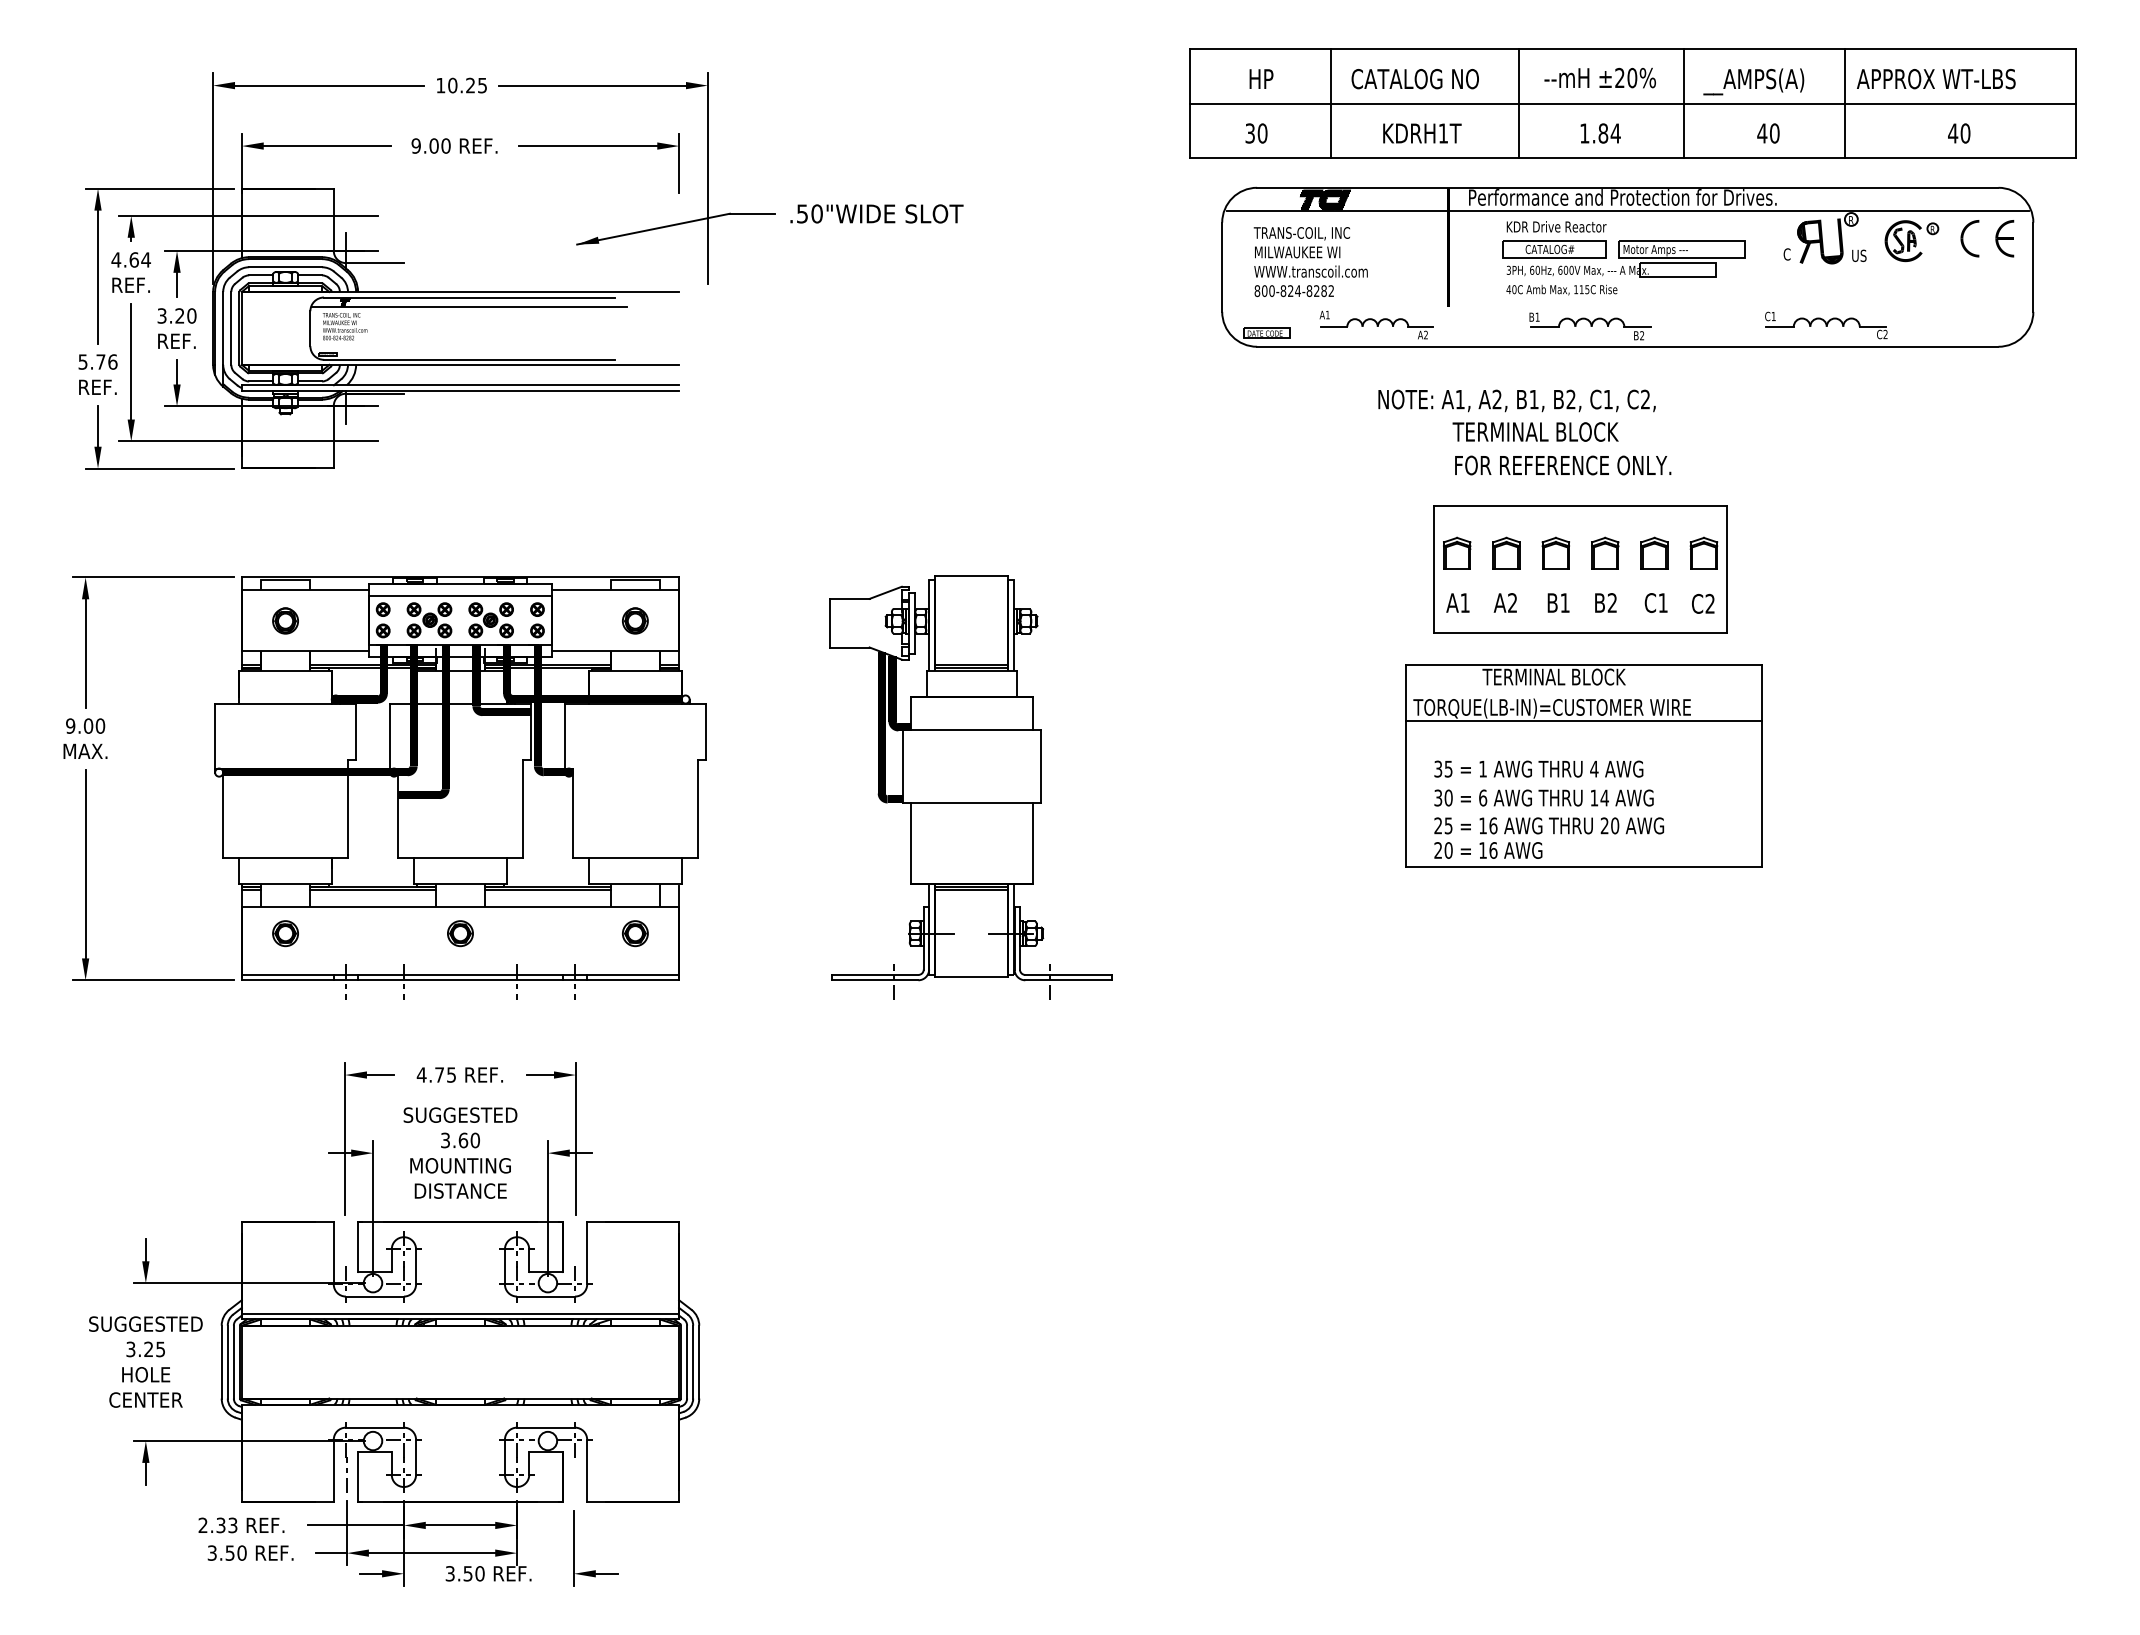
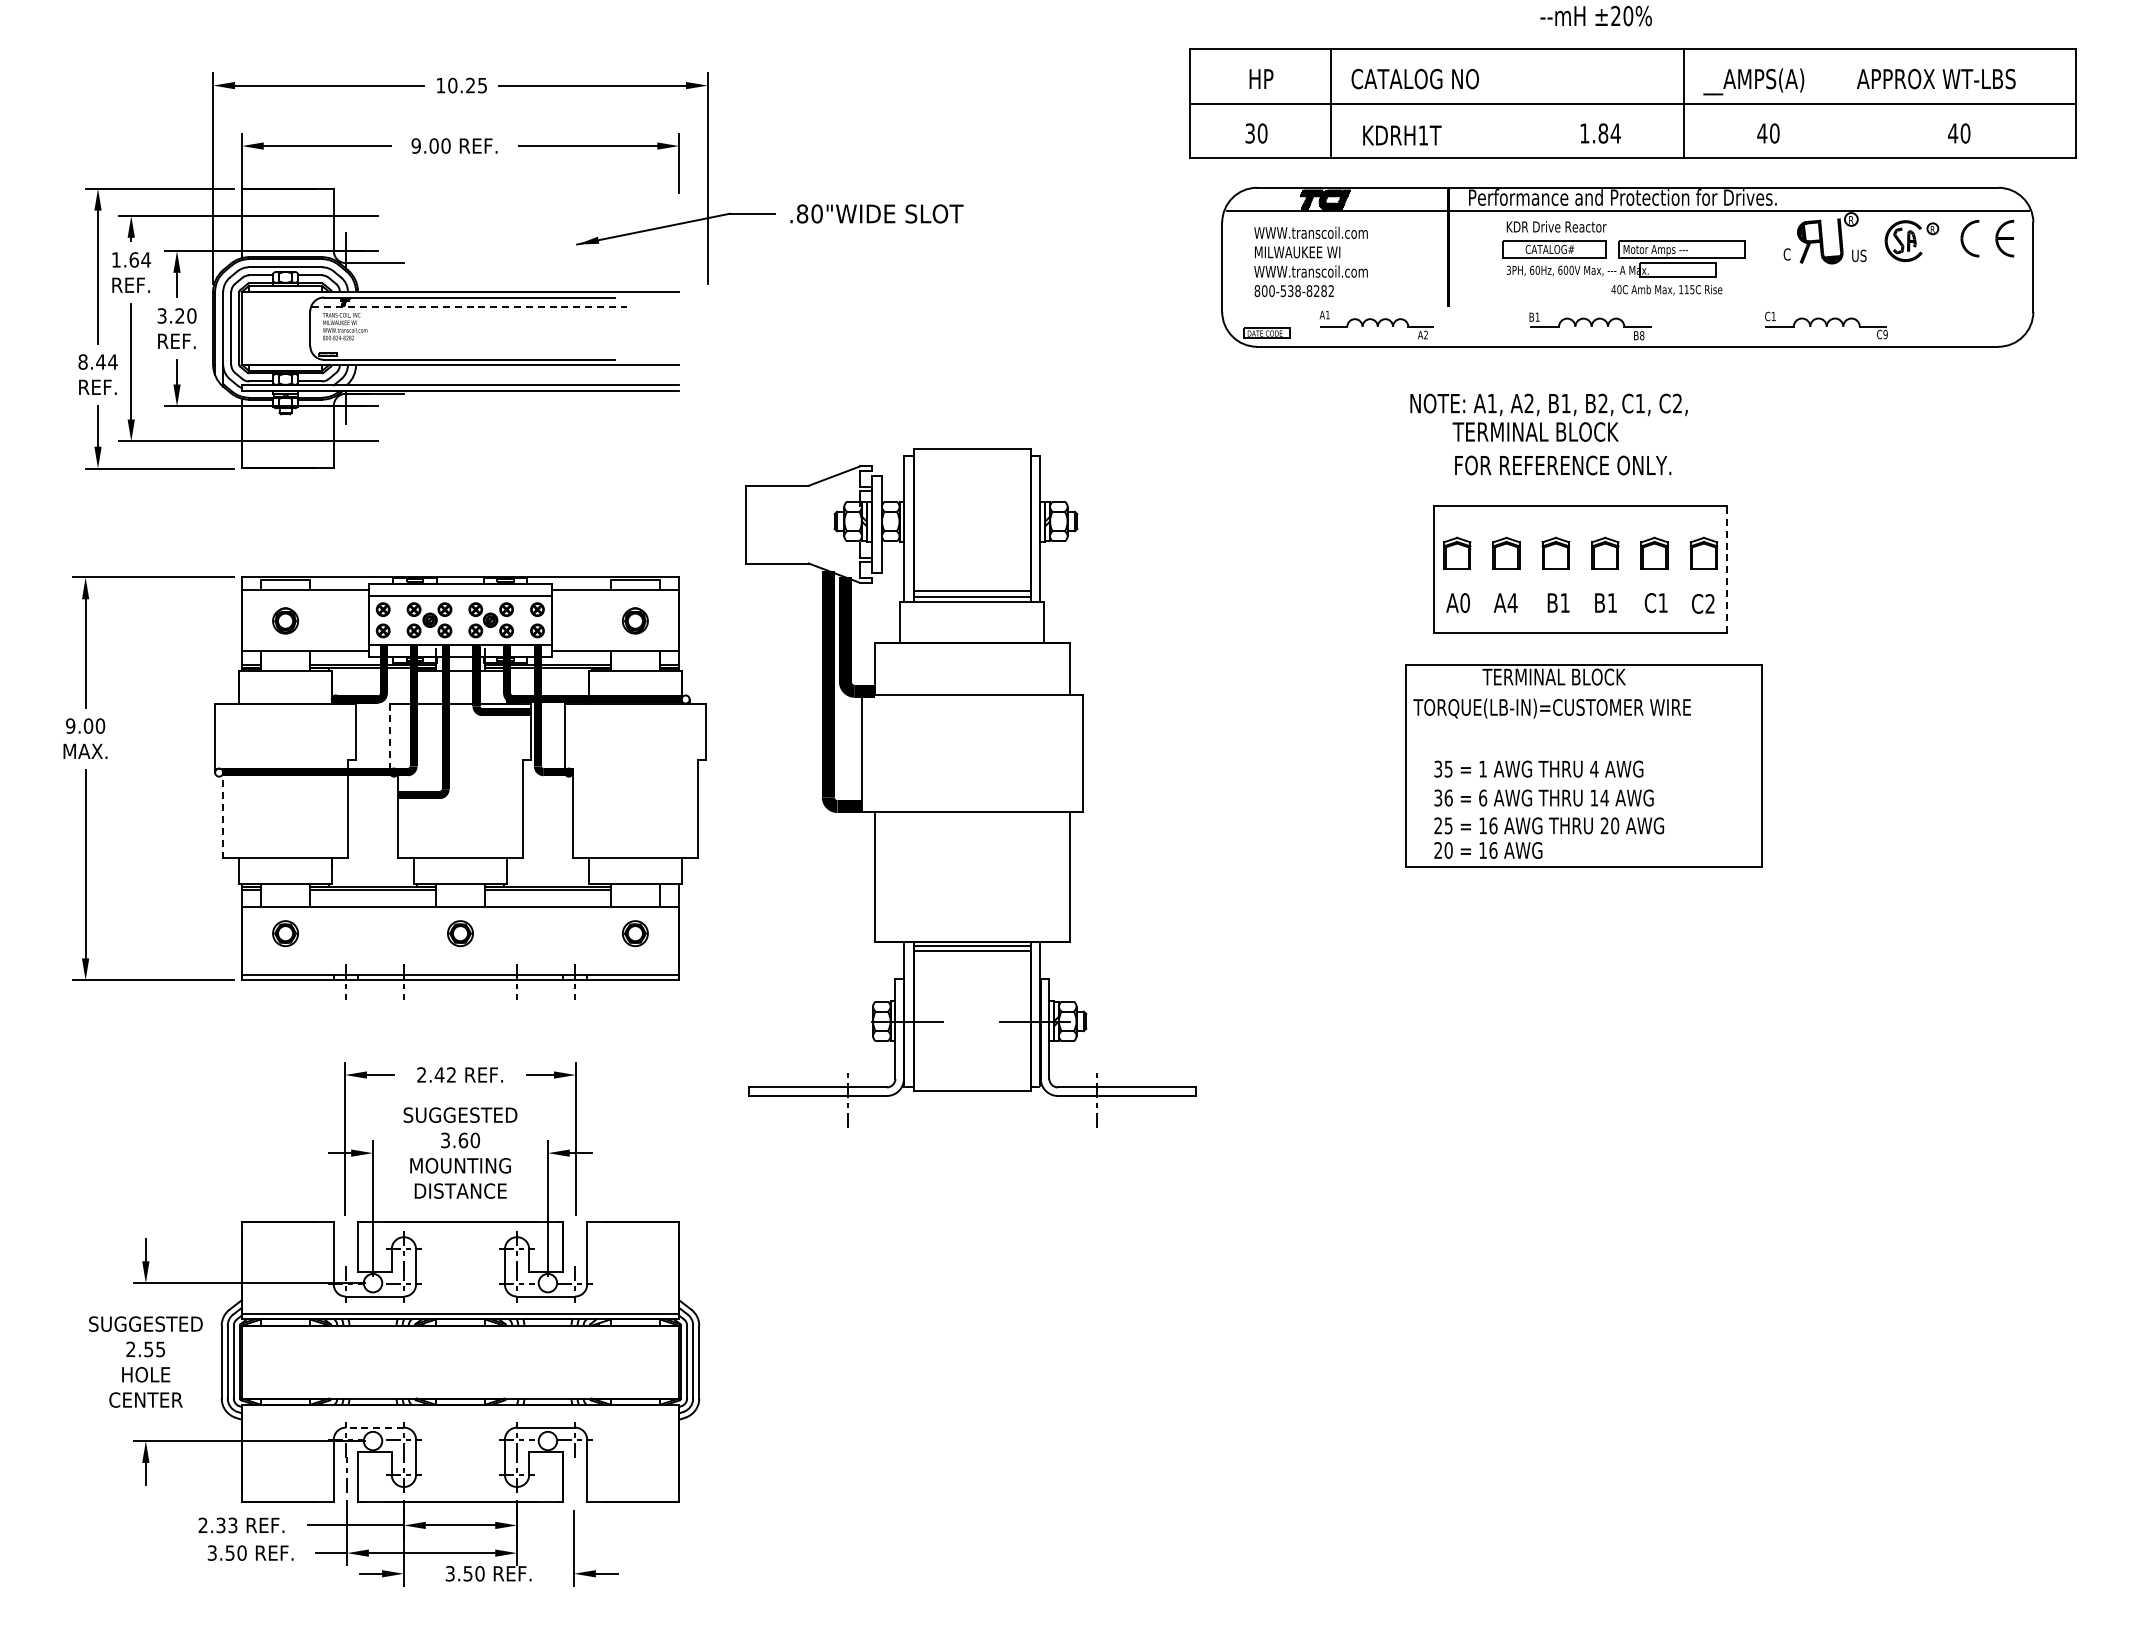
text position: (1599, 77) -> (1595, 15) (1595, 15)
line: present -> none (1518, 103)
line: present -> none (1845, 103)
text position: (1422, 133) -> (1402, 135) (1402, 135)
text: .50"WIDE -> .80"WIDE (802, 213)
text: TRANS-COIL, INC -> WWW.transcoil.com (1310, 233)
text: 4.64 -> 1.64 (116, 259)
text position: (1561, 289) -> (1666, 289) (1666, 289)
text: 800-824-8282 -> 800-538-8282 (1290, 291)
line: solid -> dashed (470, 306)
text: C2 -> C9 (1885, 334)
text: B2 -> B8 (1642, 335)
text: 5.76 -> 8.44 (97, 361)
text position: (1516, 400) -> (1548, 404) (1548, 404)
line: solid -> dashed (1727, 568)
text: A1 -> A0 (1464, 602)
text: A2 -> A4 (1512, 602)
text: B2 -> B1 (1611, 602)
line: present -> none (1583, 721)
line: solid -> dashed (389, 738)
part size: 284x425 px -> 452x680 px (970, 787)
text: 30 -> 36 (1448, 797)
line: solid -> dashed (223, 813)
text: 4.75 -> 2.42 (435, 1074)
text: 3.25 -> 2.55 (139, 1349)
line: solid -> dashed (374, 1427)
